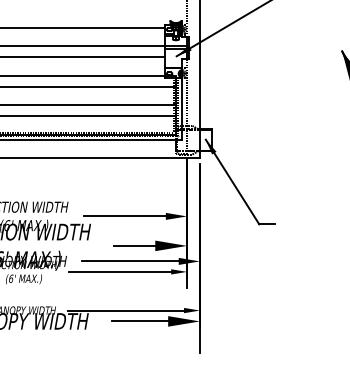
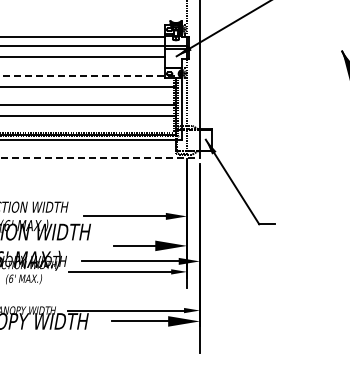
line position: (83, 27) -> (83, 36) (83, 36)
line: solid -> dashed (88, 75)
line: solid -> dashed (100, 158)
